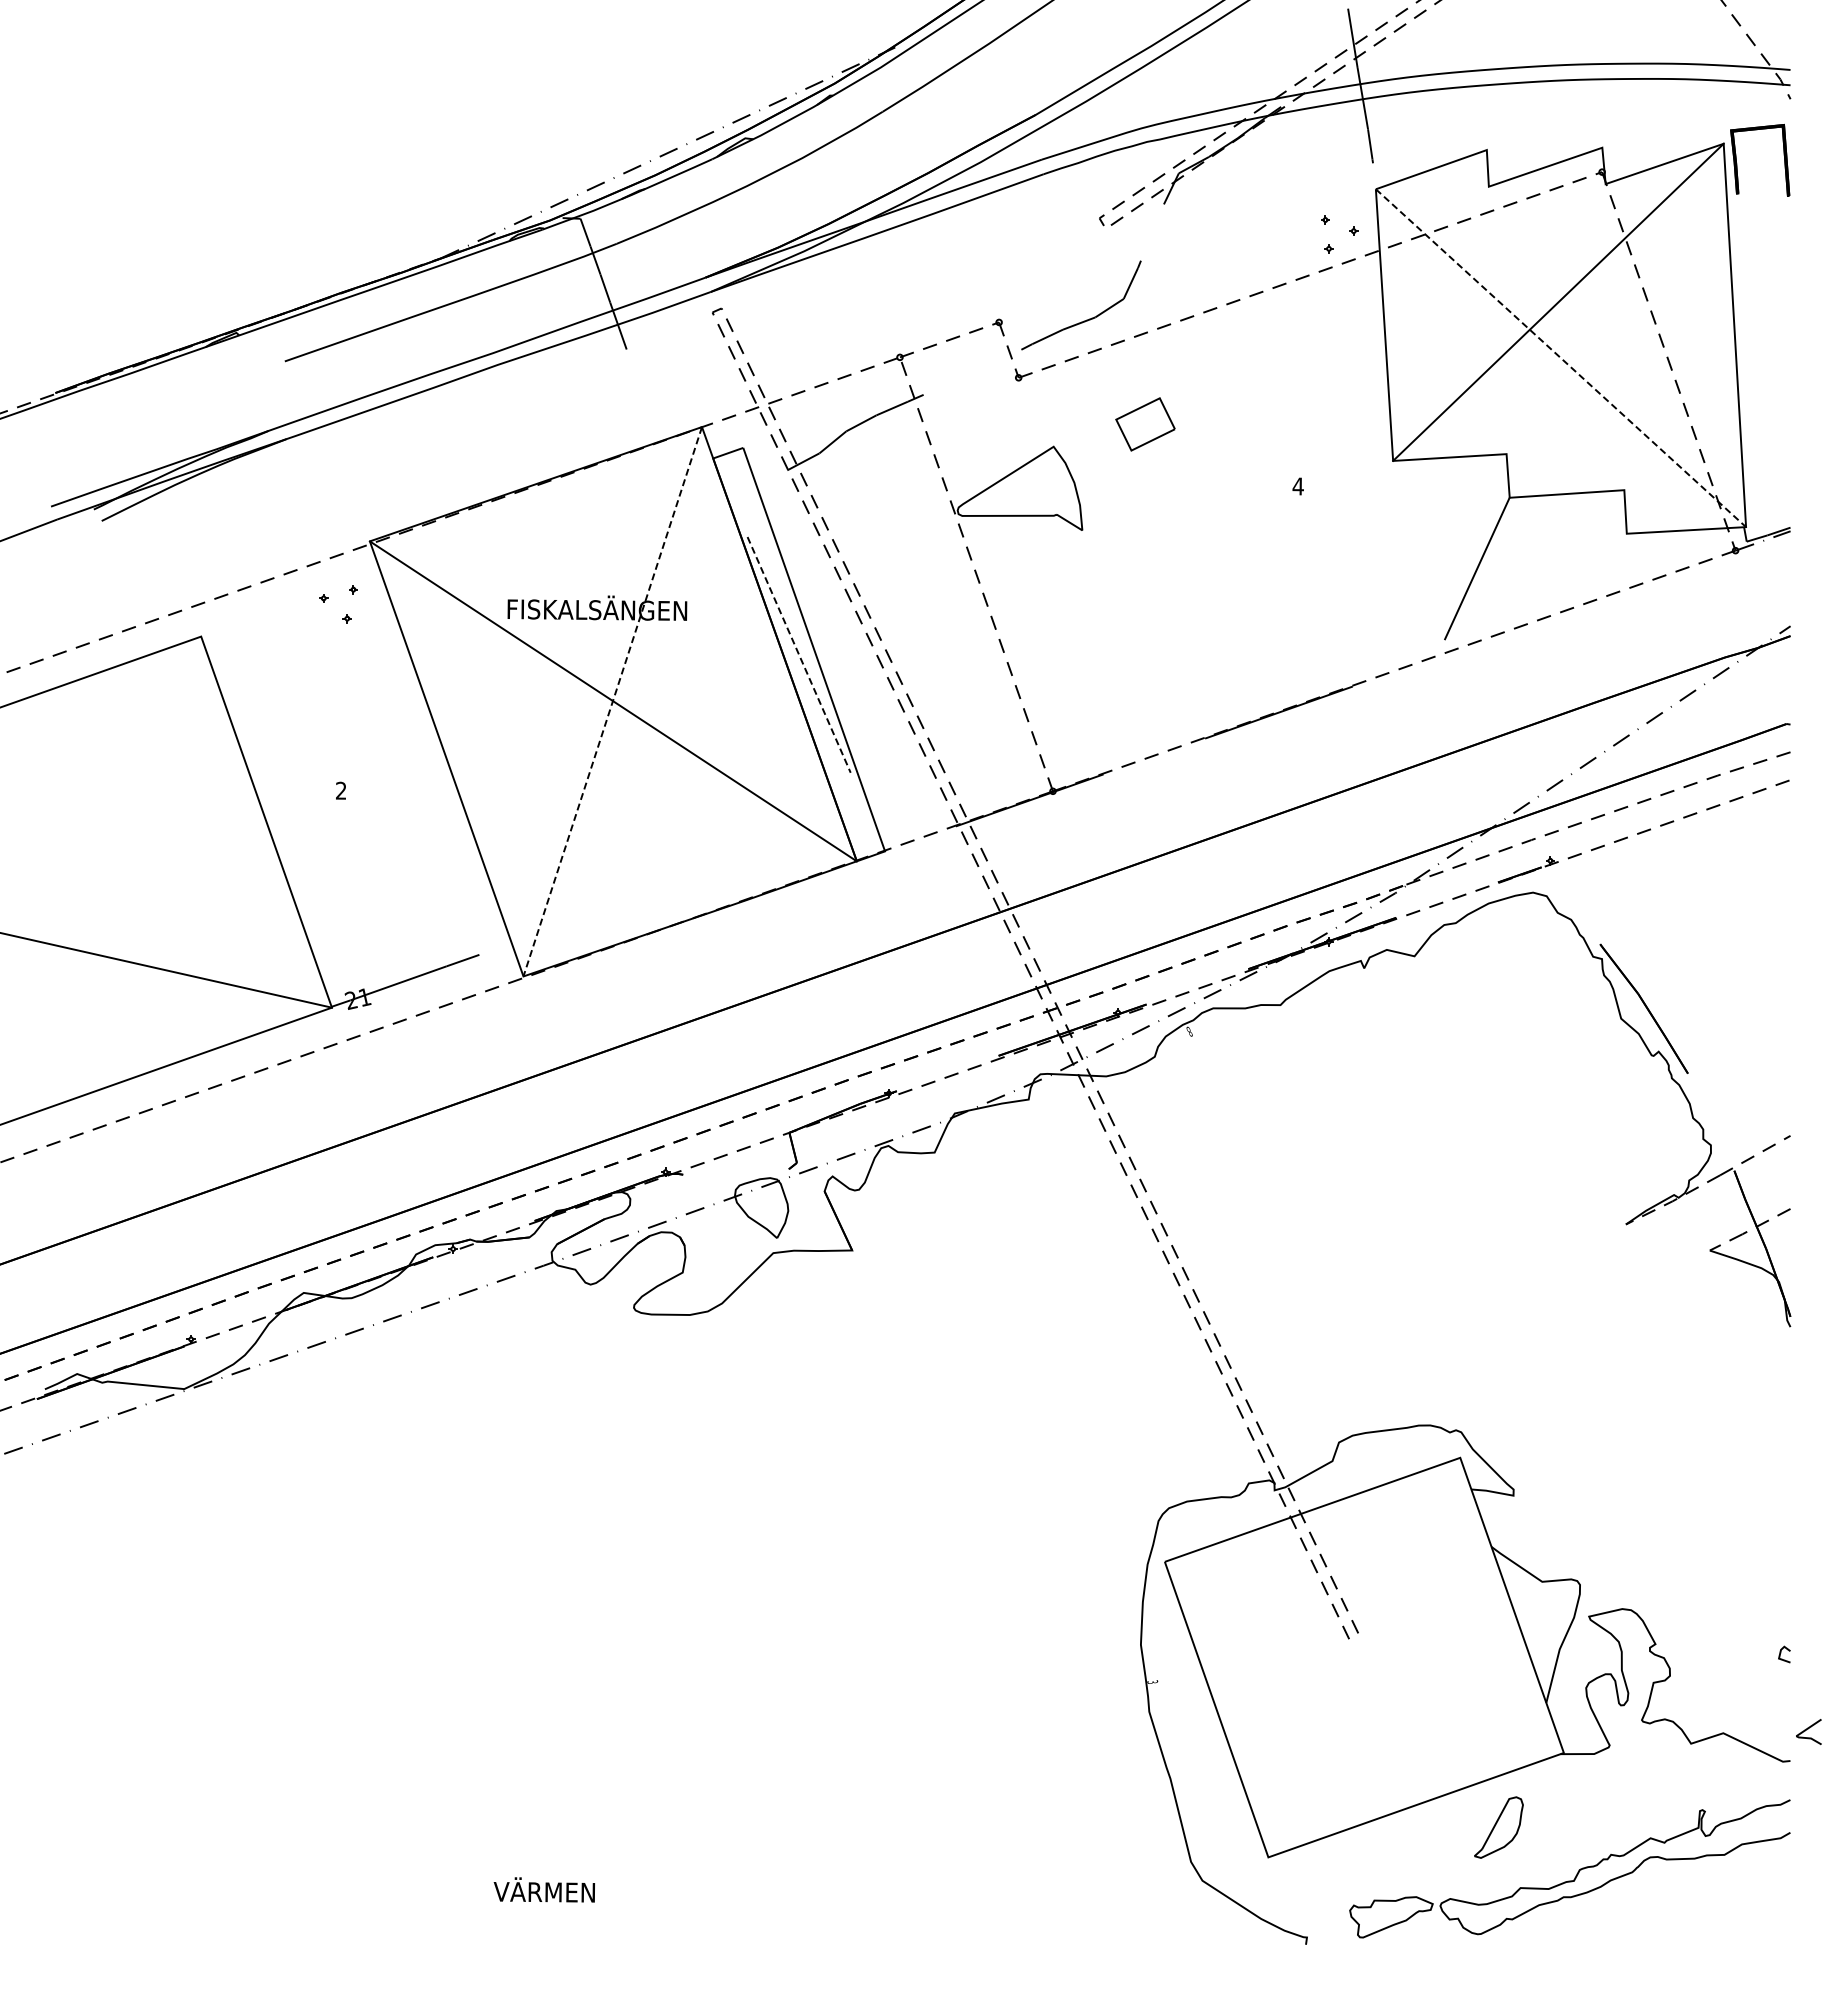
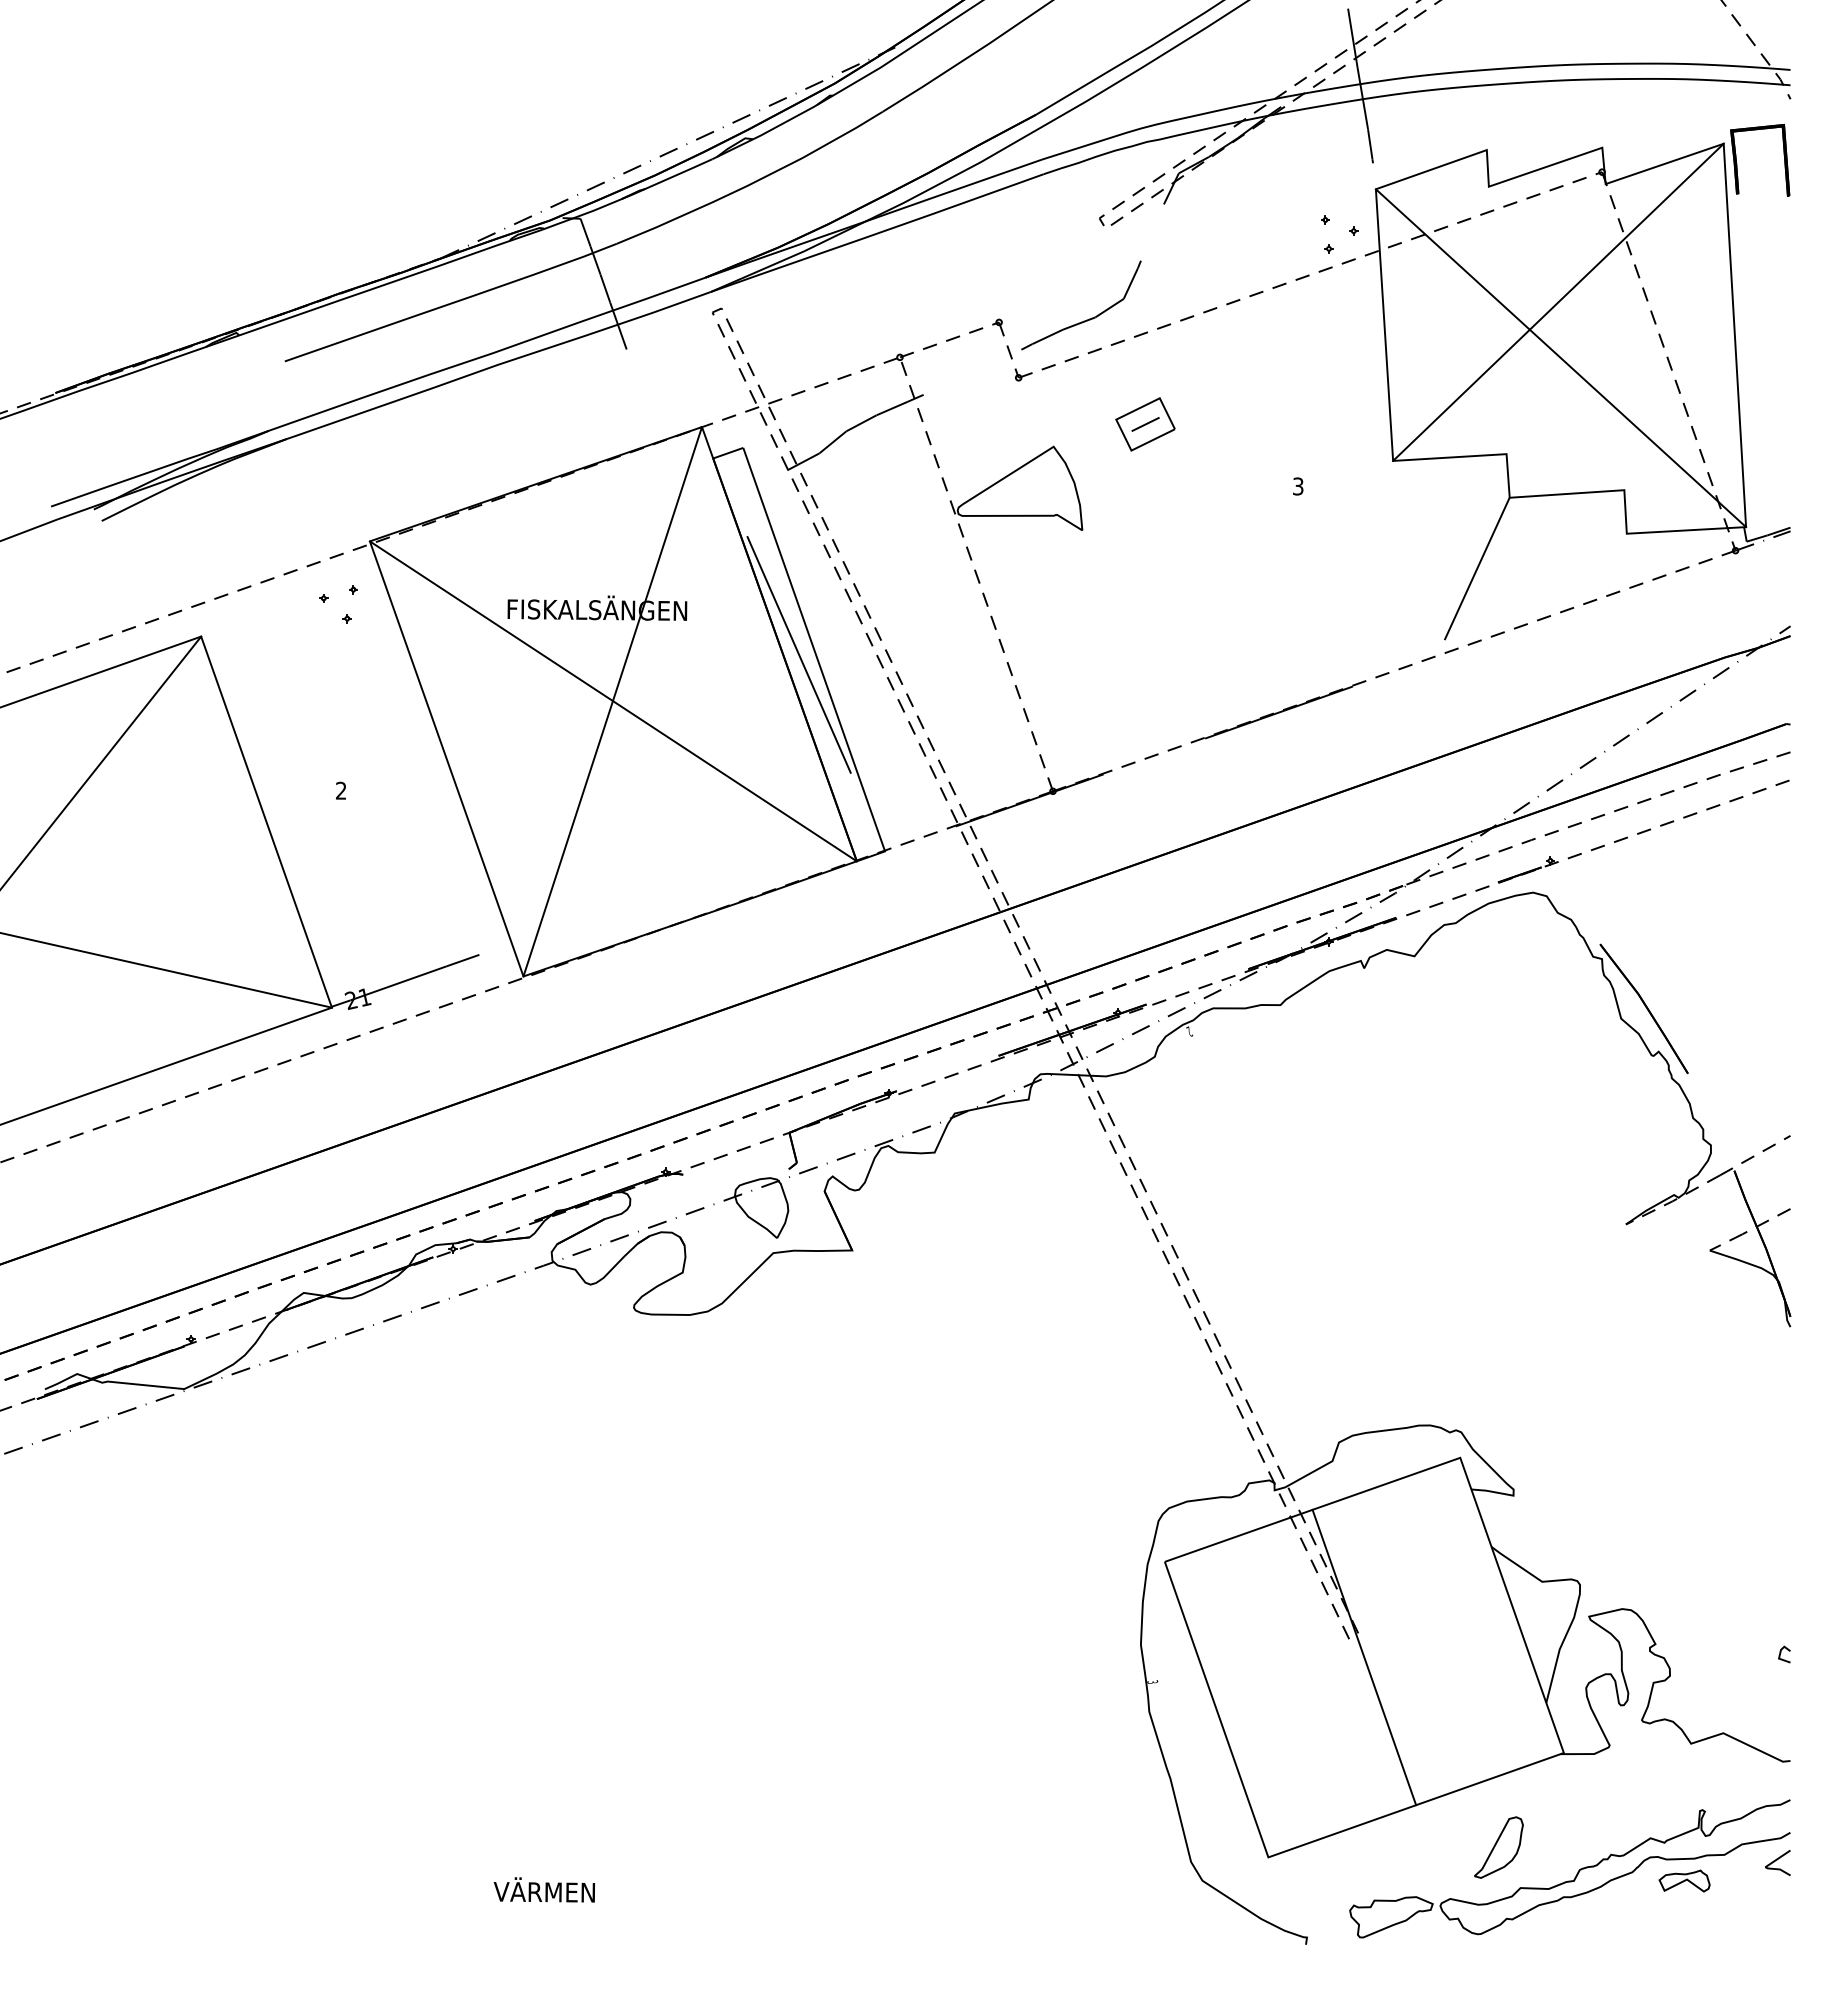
line: dashed -> solid (1560, 358)
line: none -> present (1145, 424)
text: 4 -> 3 (1297, 486)
line: dashed -> solid (799, 654)
line: dashed -> solid (612, 701)
line: none -> present (101, 761)
text: 8 -> 2 (1189, 1031)
line: none -> present (1364, 1657)
curve position: (1808, 1729) -> (1777, 1860) (1777, 1860)
part position: (1498, 1827) -> (1498, 1847) (1498, 1847)
part: none -> present (1684, 1880)
